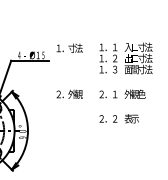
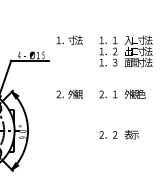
text position: (69, 47) -> (69, 39) (69, 39)
text position: (125, 58) -> (125, 51) (125, 51)
text position: (118, 118) -> (118, 134) (118, 134)
